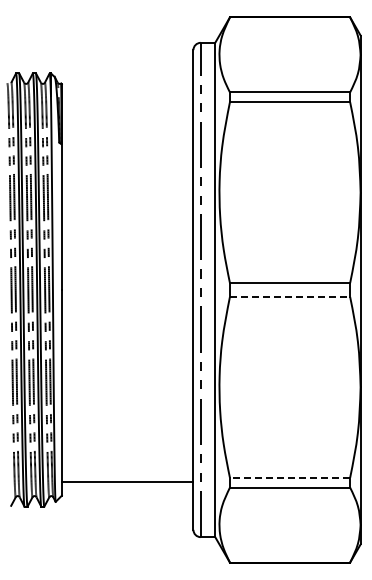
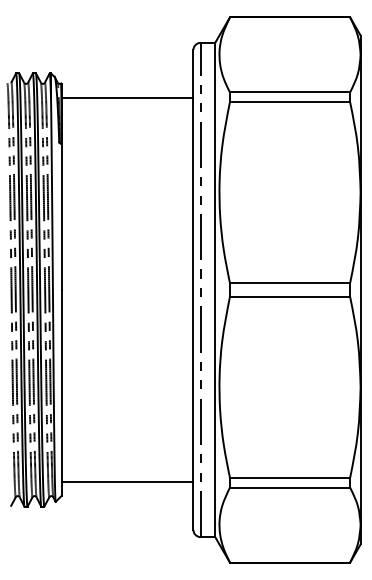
line: none -> present (127, 98)
line: dashed -> solid (290, 296)
line: dashed -> solid (289, 477)
